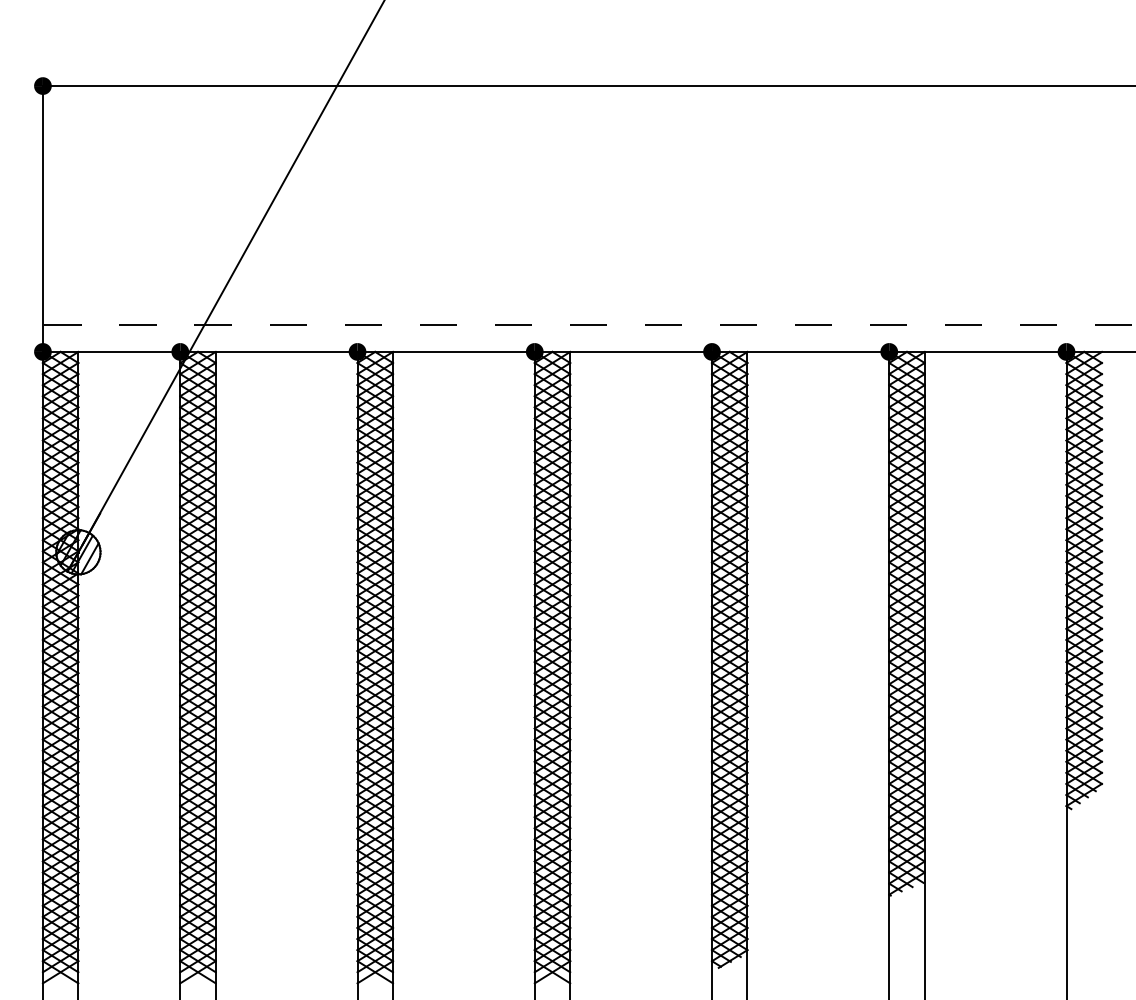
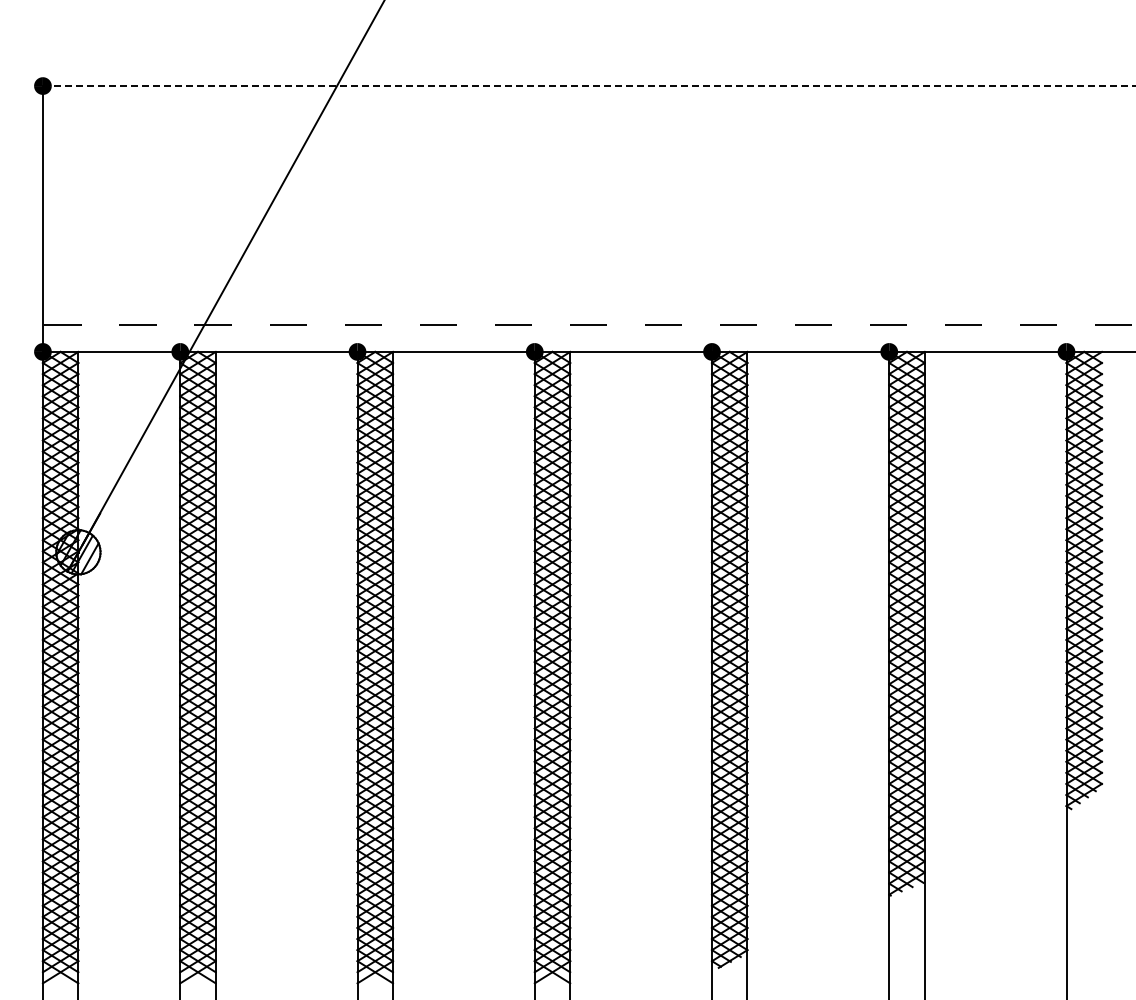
line: solid -> dashed (588, 86)
